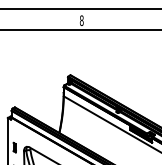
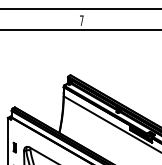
text: 8 -> 7 (81, 20)
